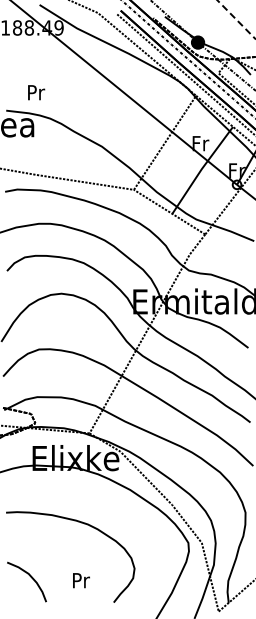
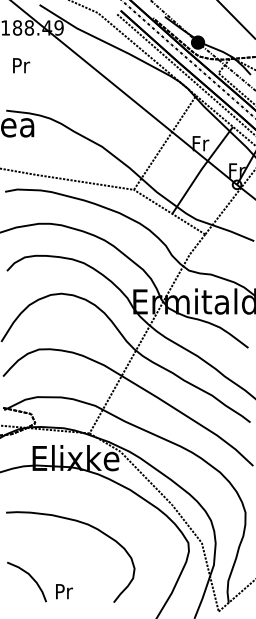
line: dashed -> solid (237, 20)
text position: (36, 92) -> (21, 65) (21, 65)
text position: (81, 580) -> (64, 591) (64, 591)
